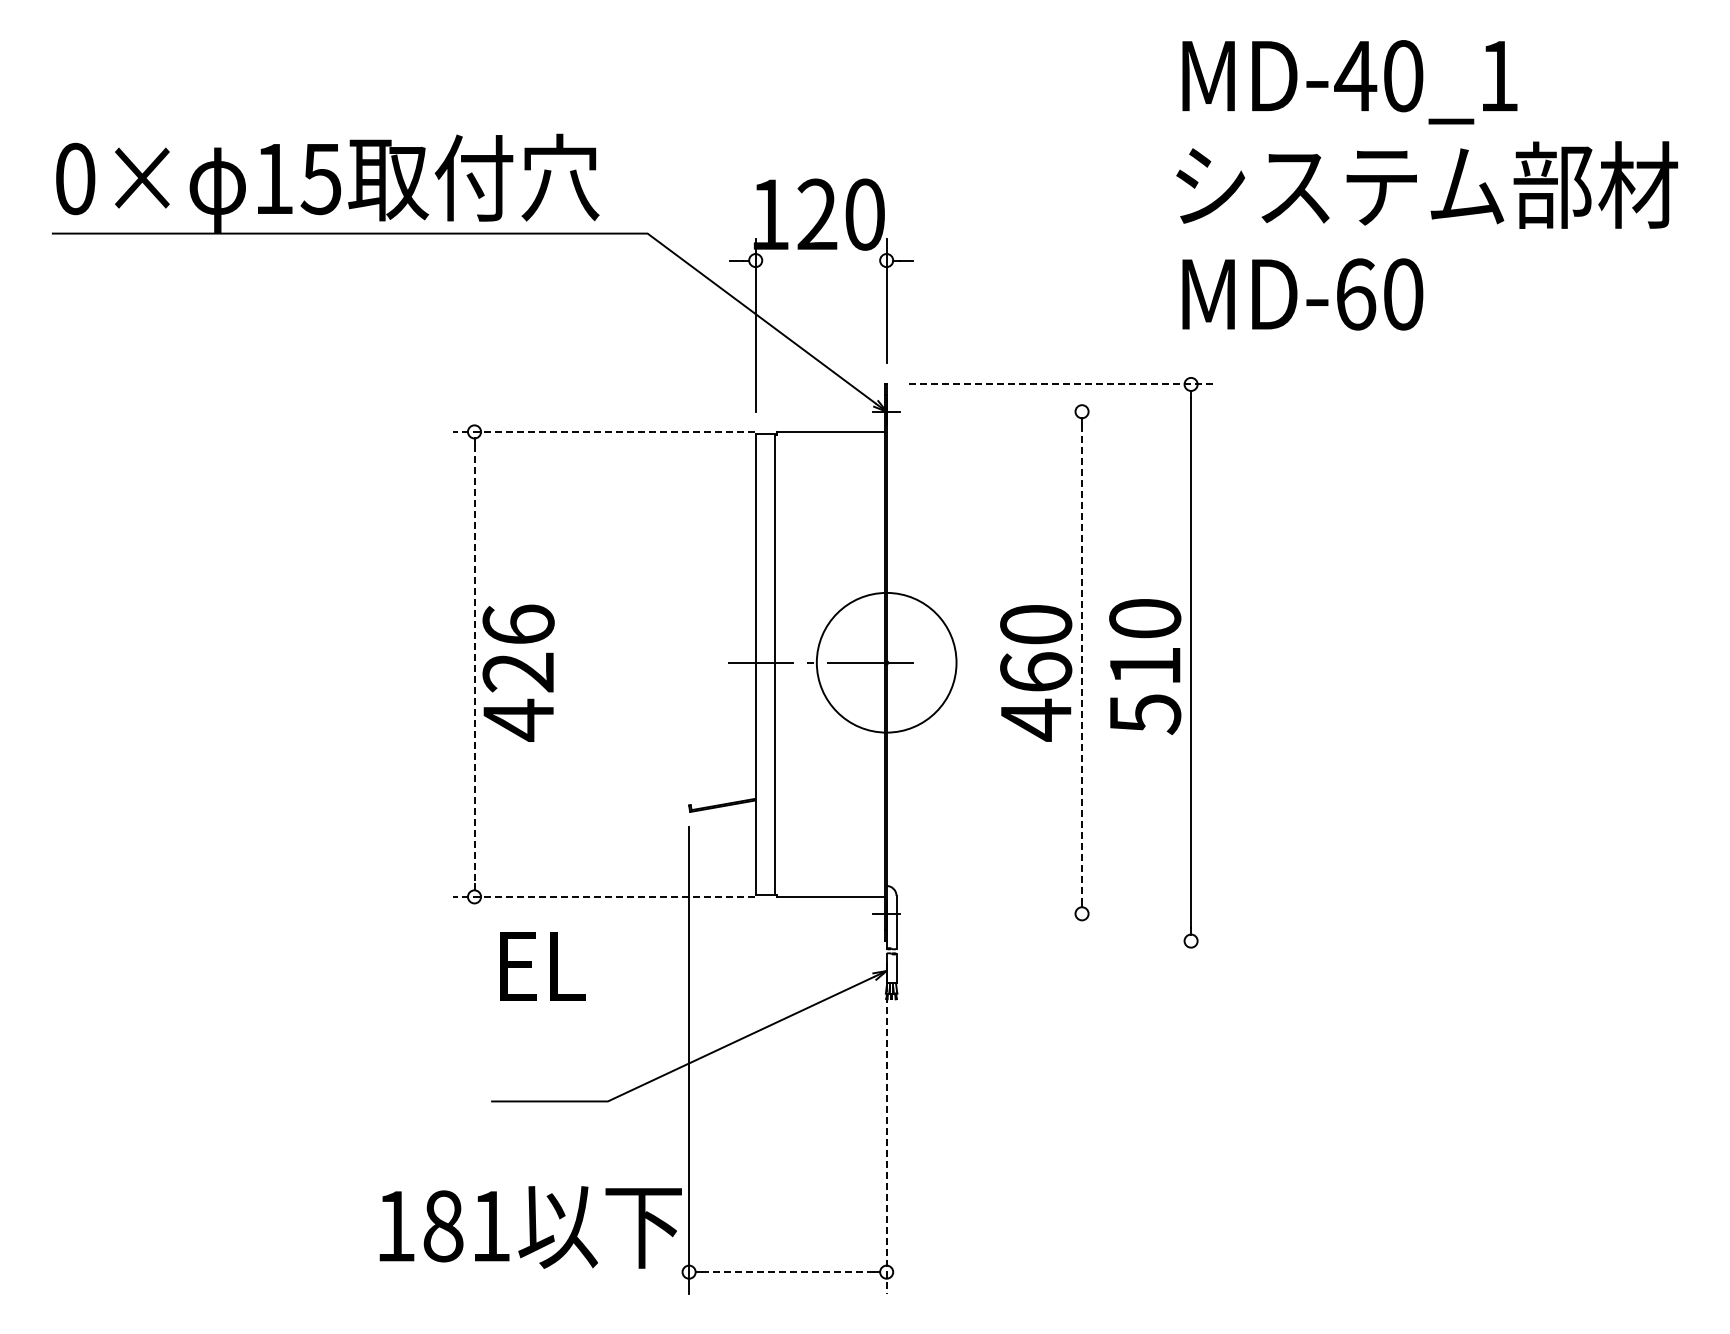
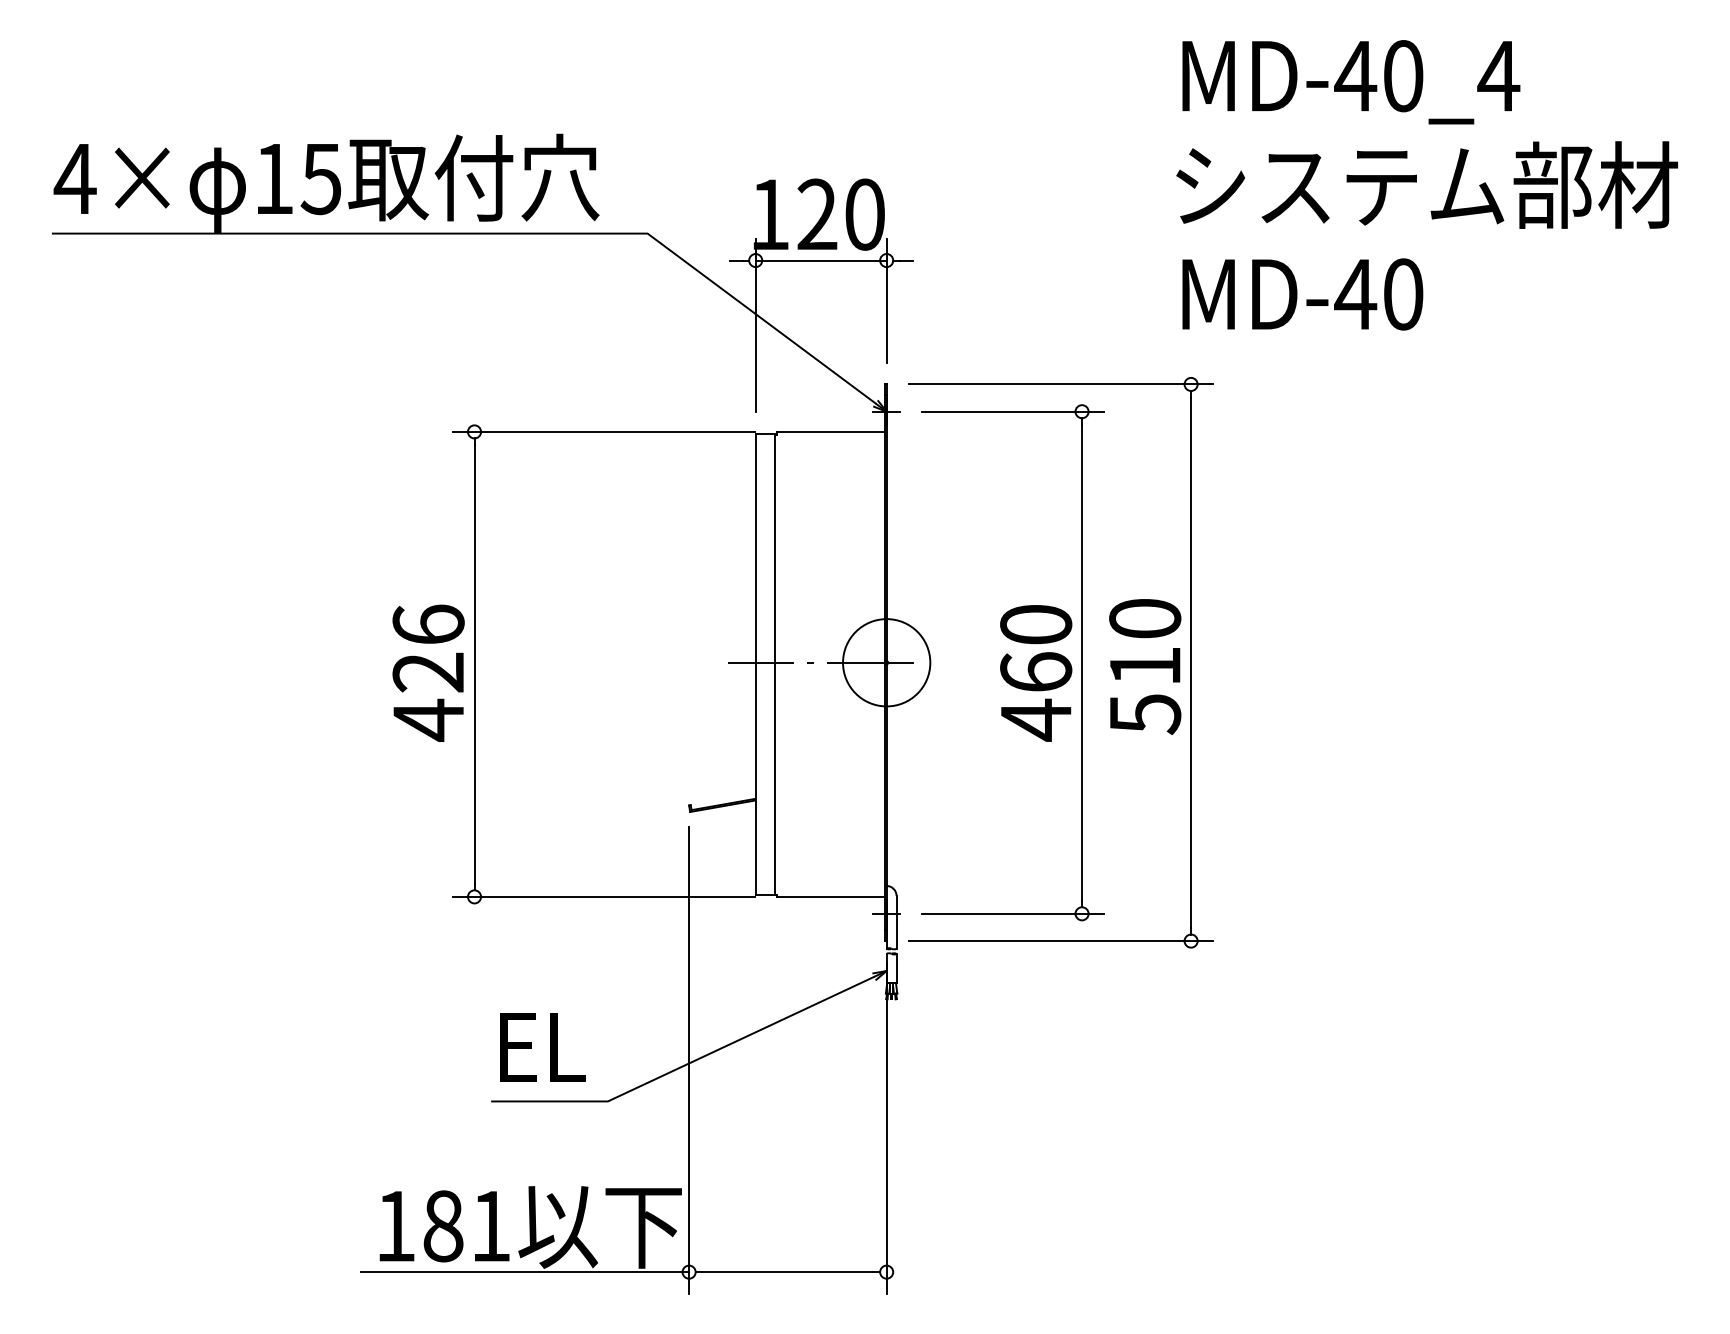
text: MD-40_1 -> MD-40_4 (1498, 76)
text: 0× -> 4× (74, 178)
line: none -> present (820, 260)
text: MD-60 -> MD-40 (1355, 294)
line: dashed -> solid (1061, 384)
line: none -> present (1012, 411)
line: dashed -> solid (603, 431)
circle diameter: 140 px -> 87 px (886, 662)
line: dashed -> solid (1082, 662)
line: dashed -> solid (474, 664)
text position: (518, 672) -> (428, 672) (428, 672)
line: dashed -> solid (603, 896)
line: none -> present (1012, 913)
line: none -> present (1060, 941)
text position: (542, 966) -> (542, 1047) (542, 1047)
line: dashed -> solid (886, 1128)
line: none -> present (525, 1272)
line: dashed -> solid (787, 1272)
